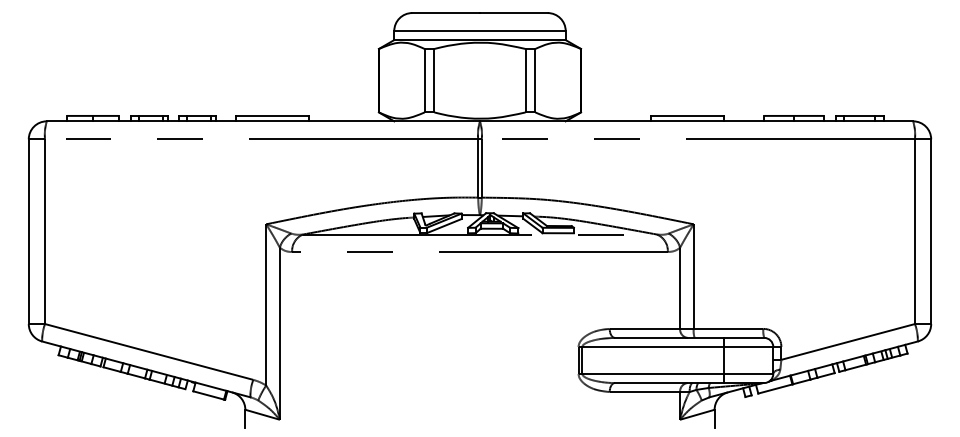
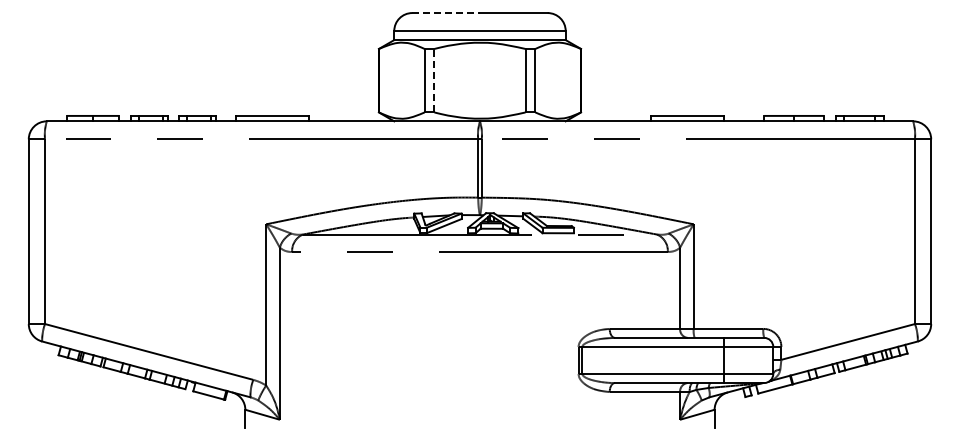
line: solid -> dashed (446, 13)
line: solid -> dashed (434, 80)
